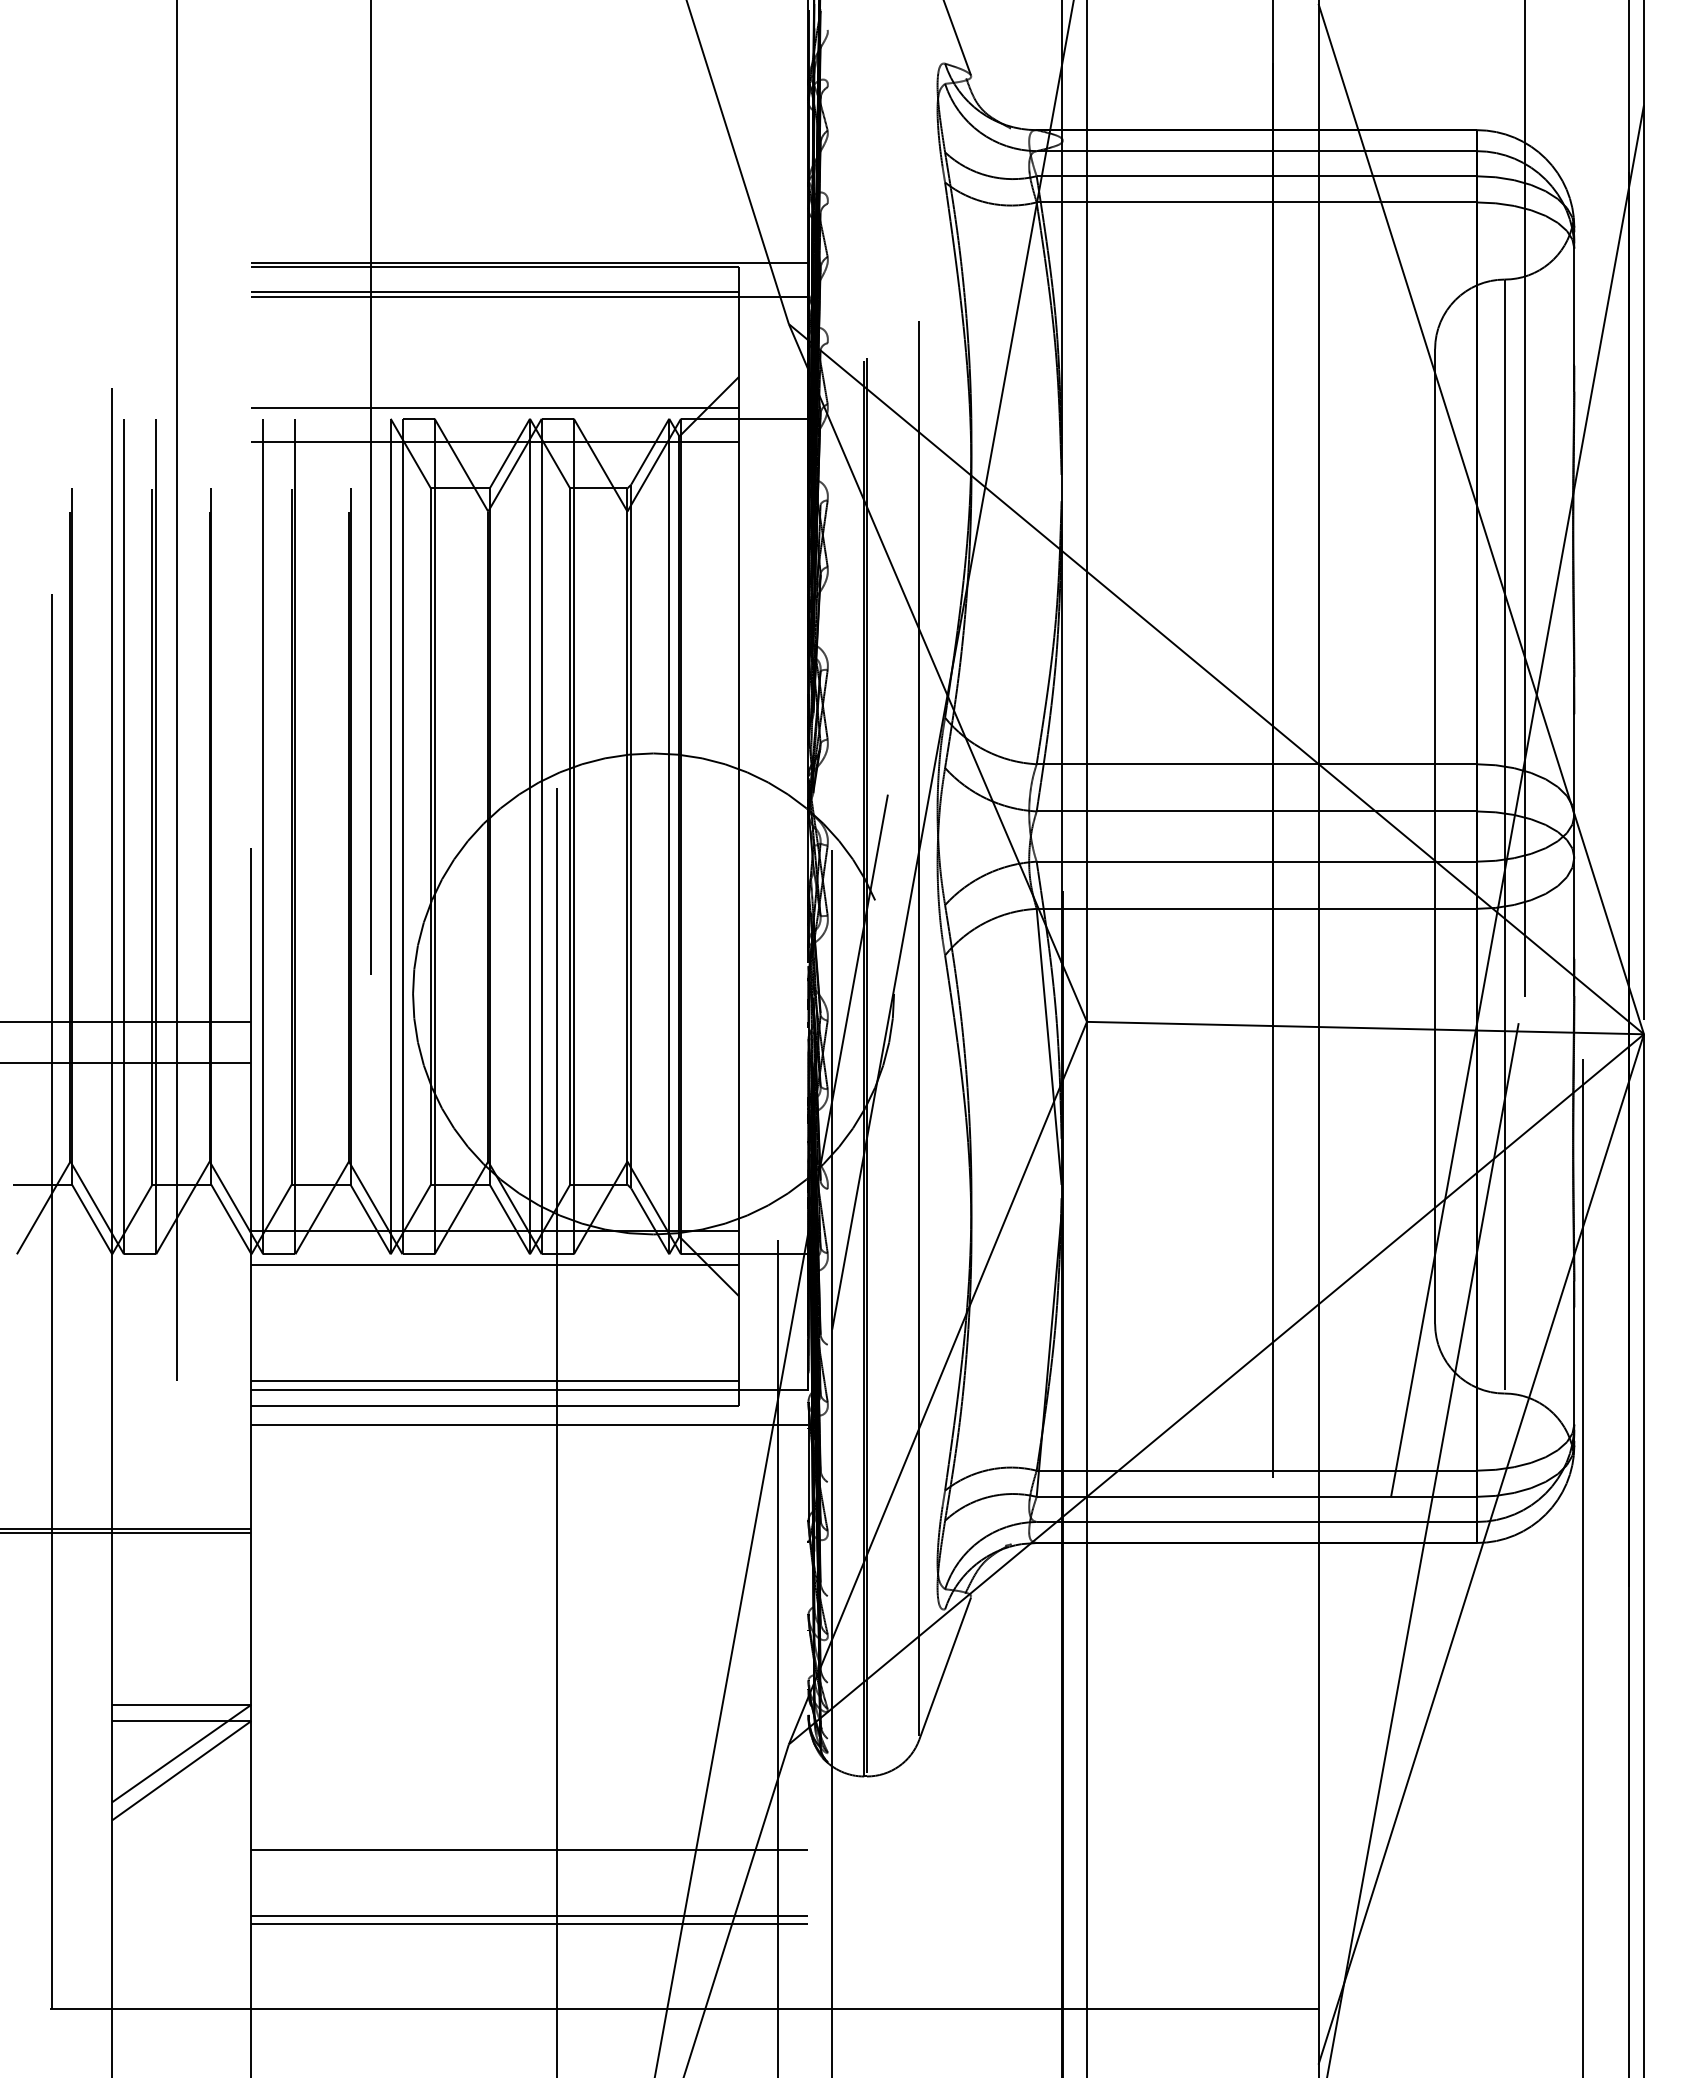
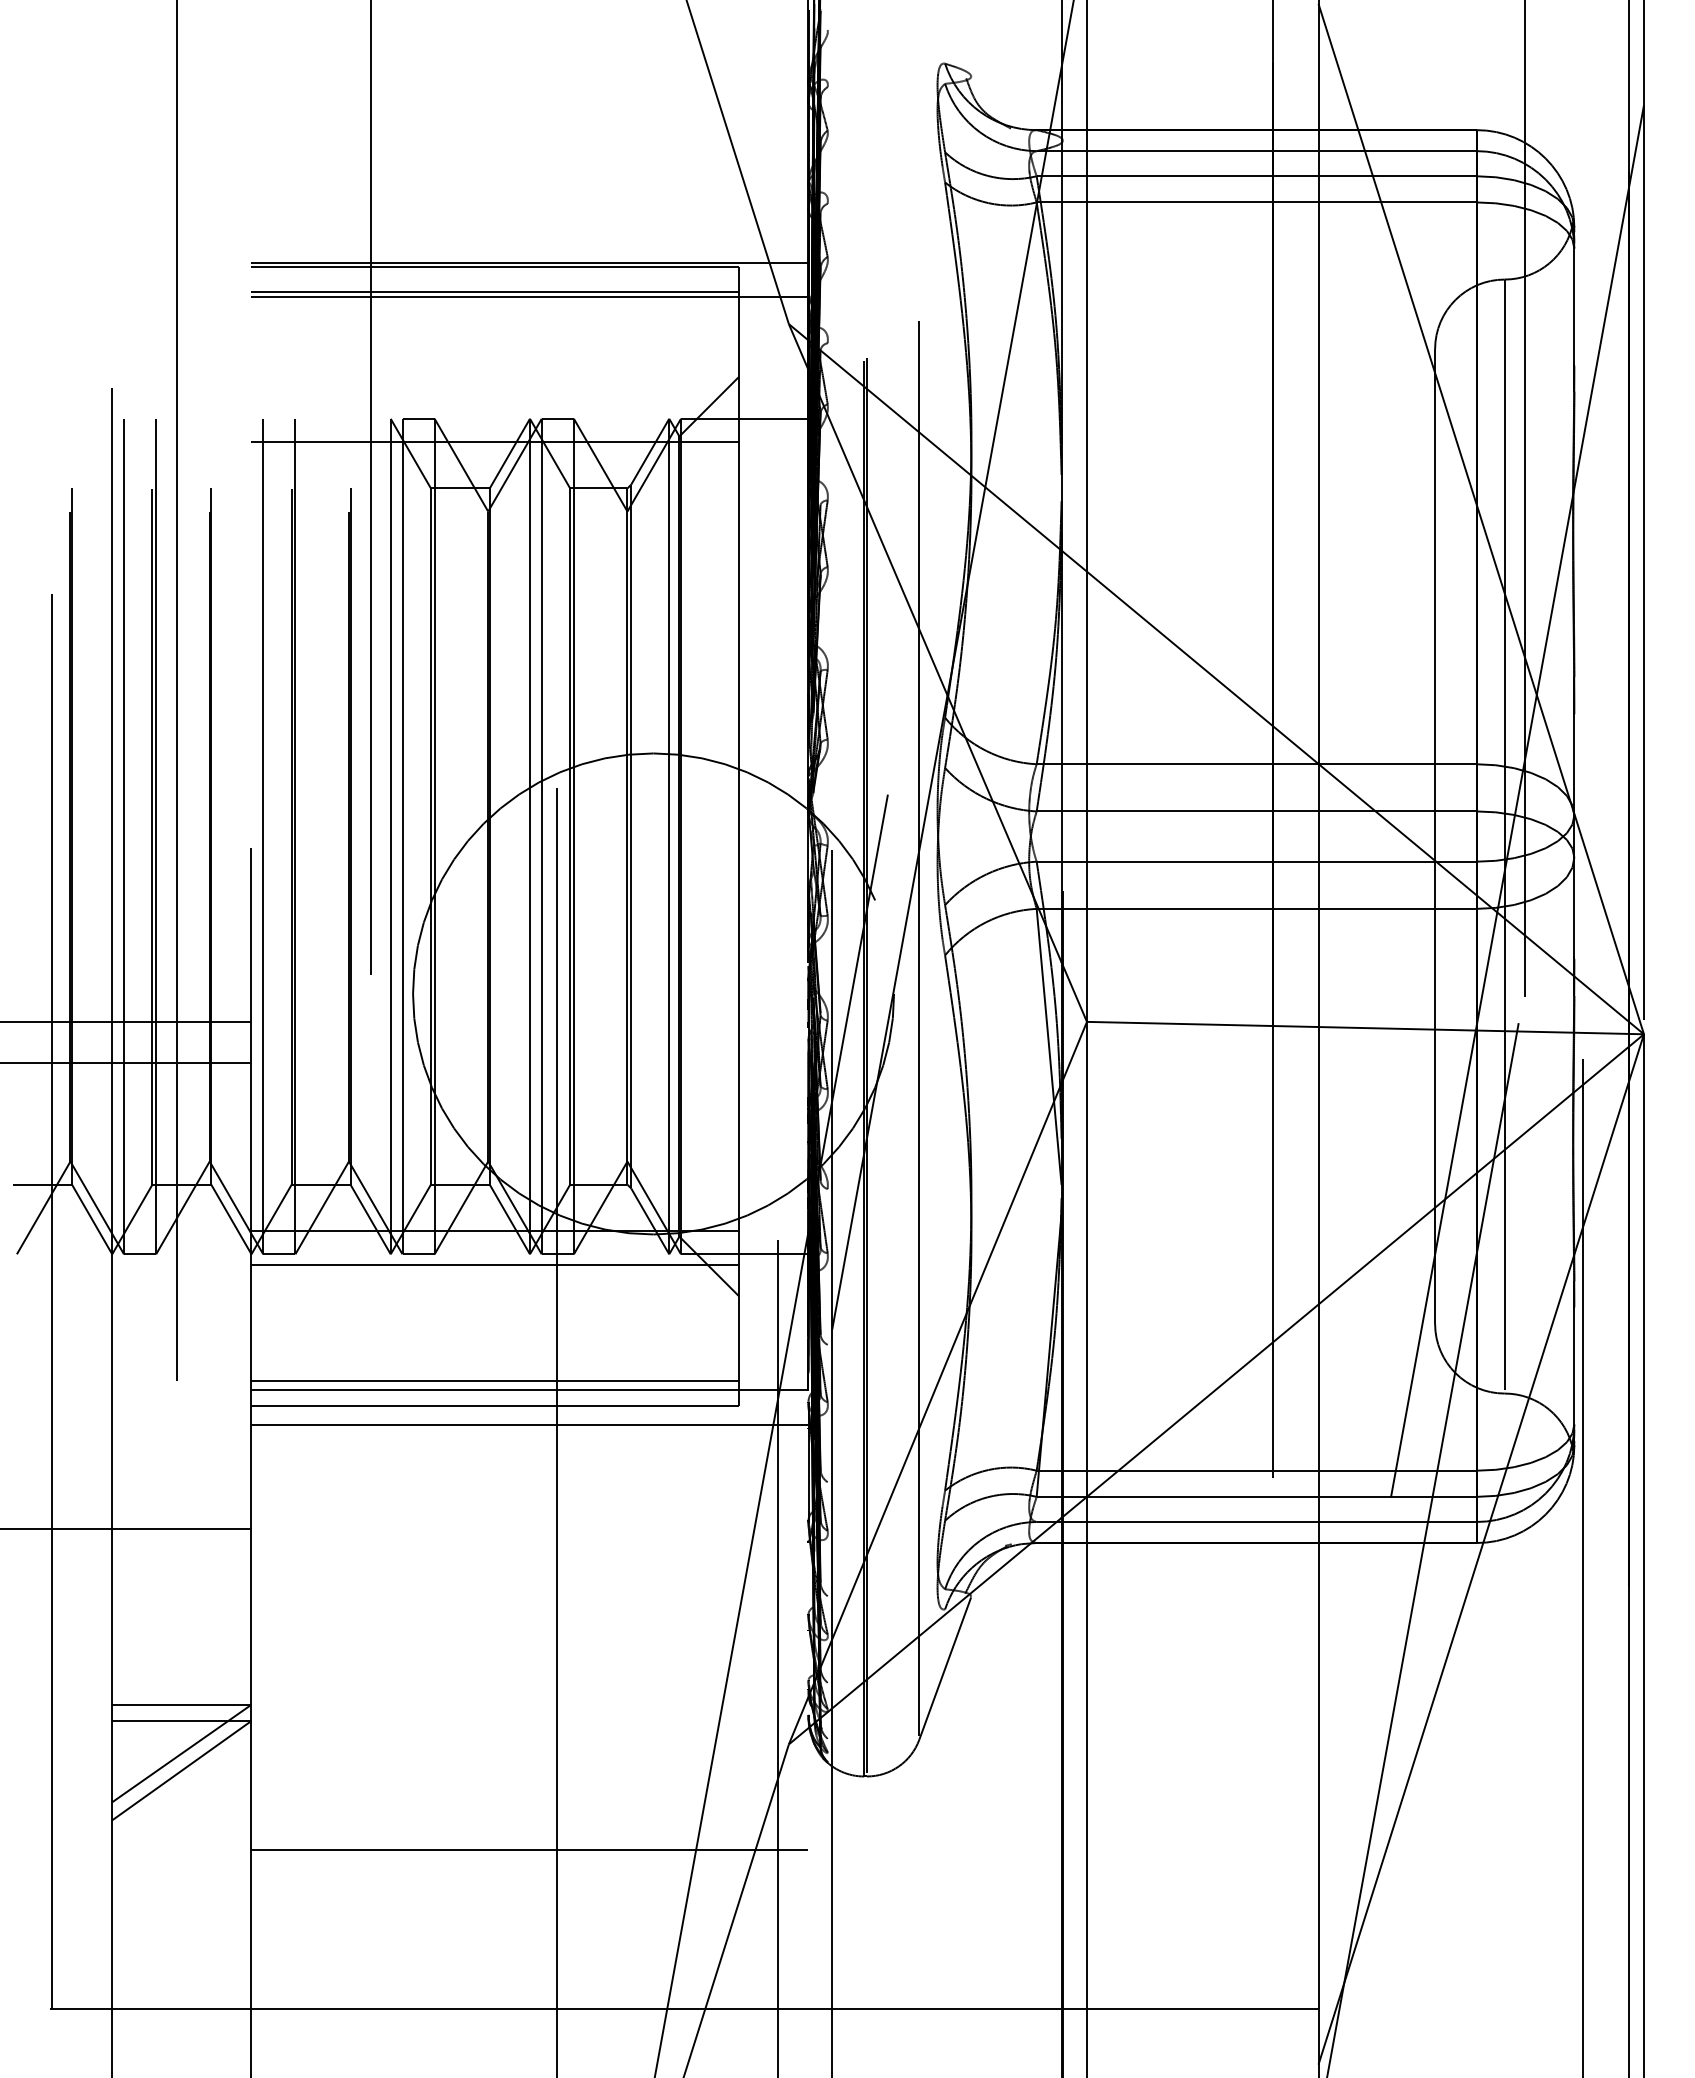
line: present -> none (957, 38)
line: present -> none (494, 407)
line: present -> none (126, 1532)
line: present -> none (529, 1915)
line: present -> none (529, 1924)
